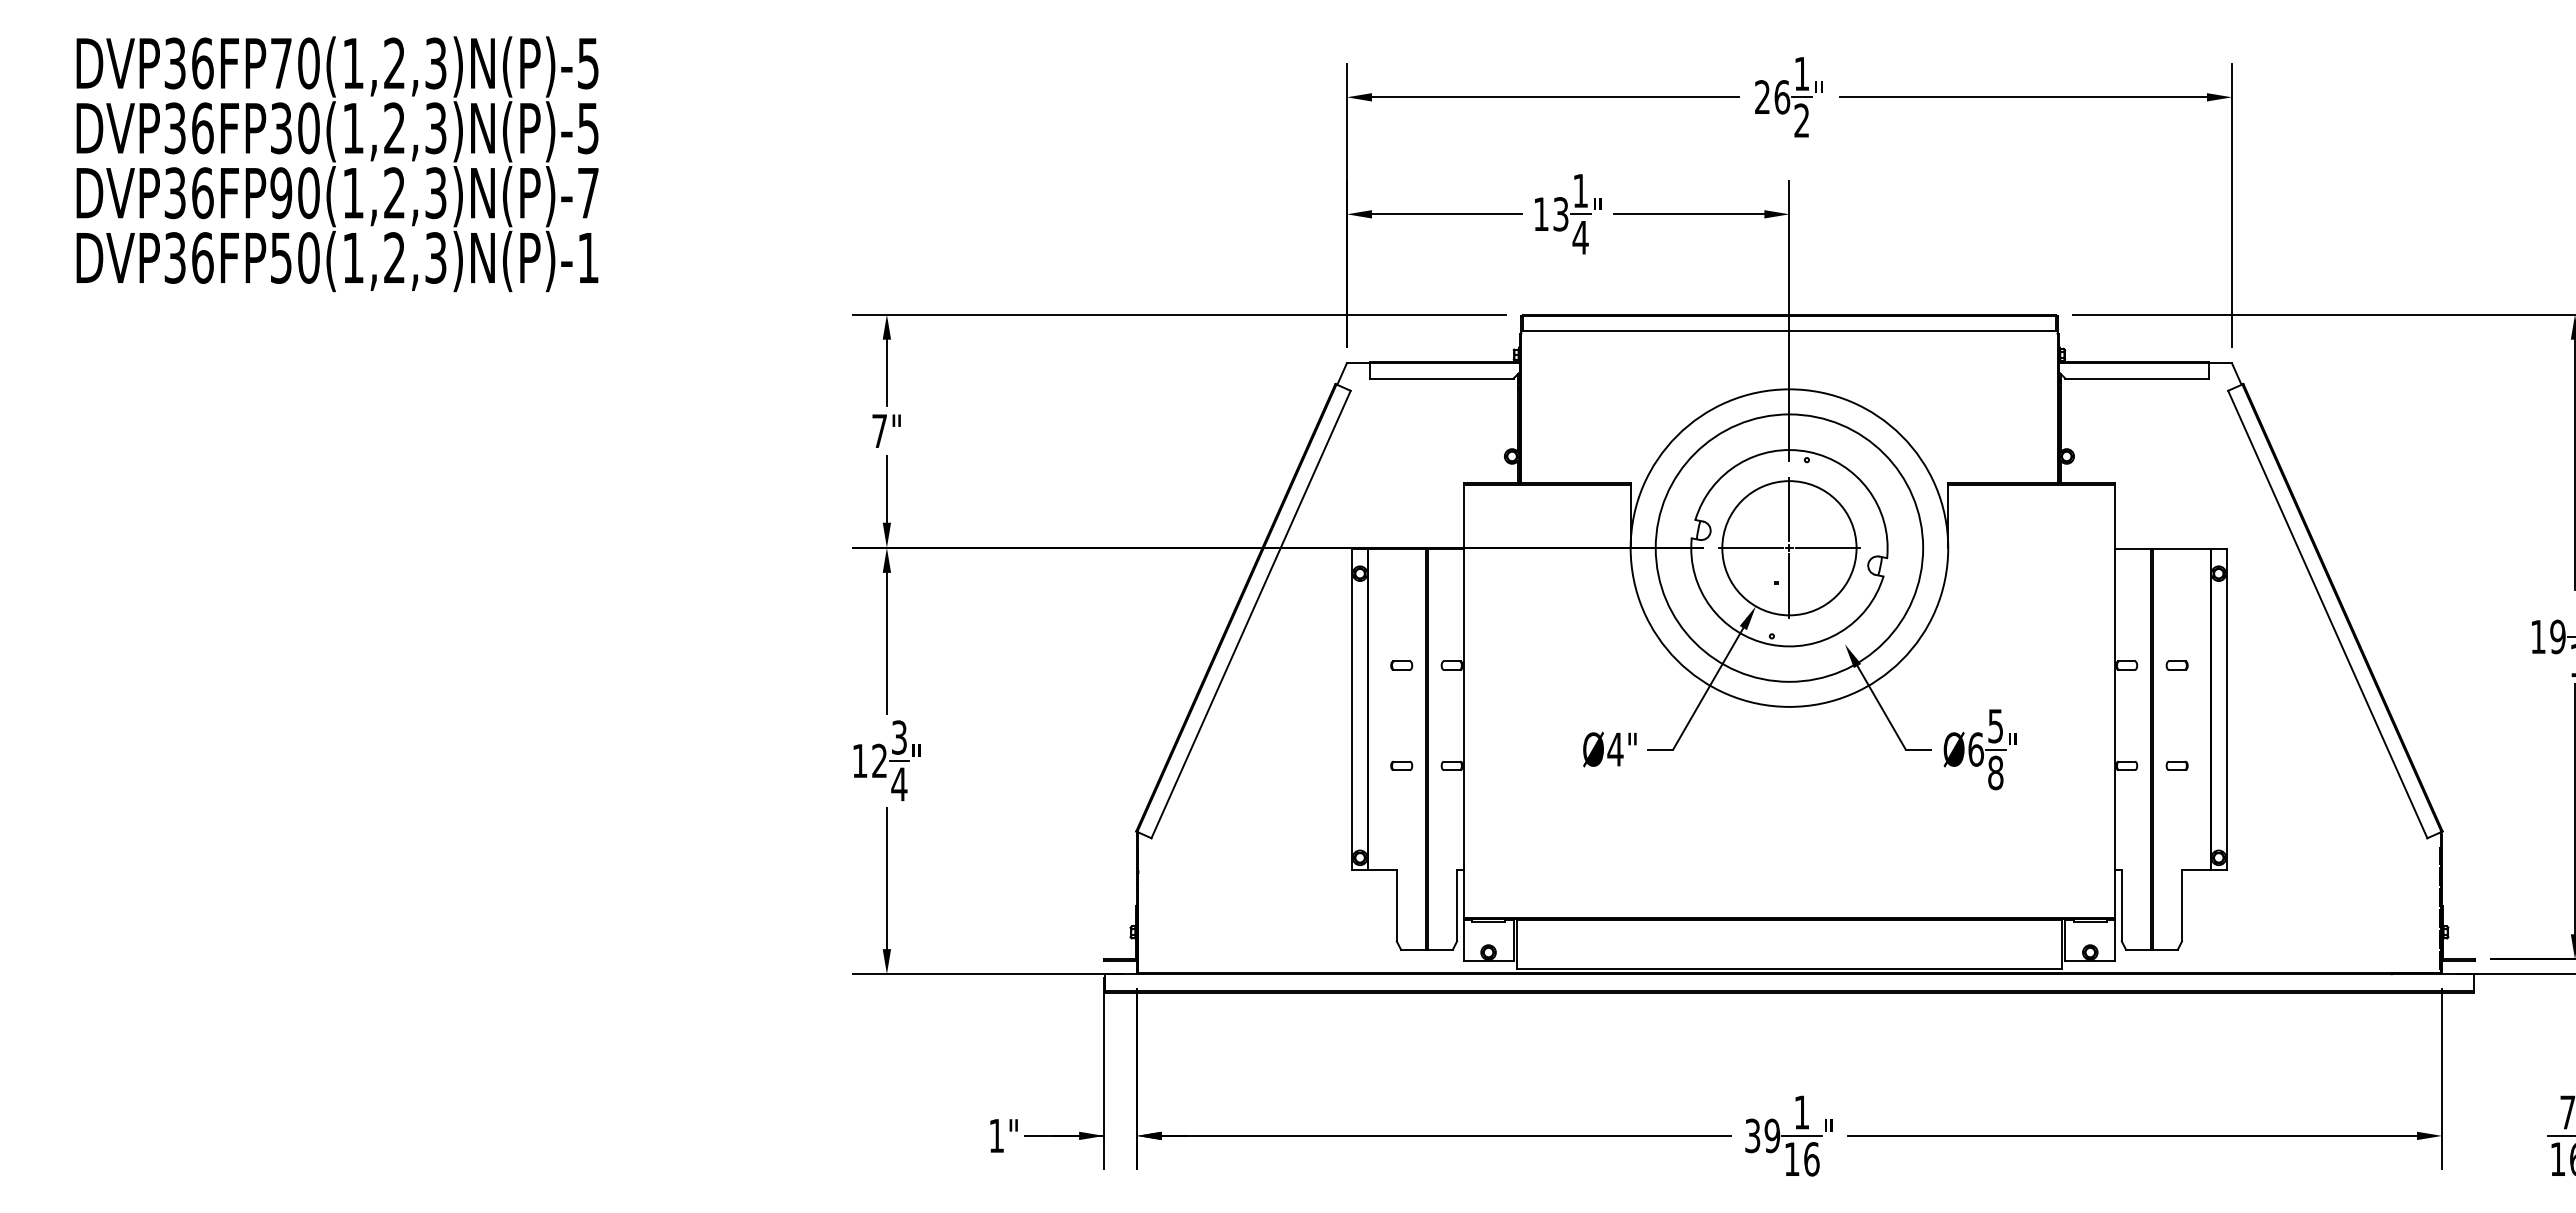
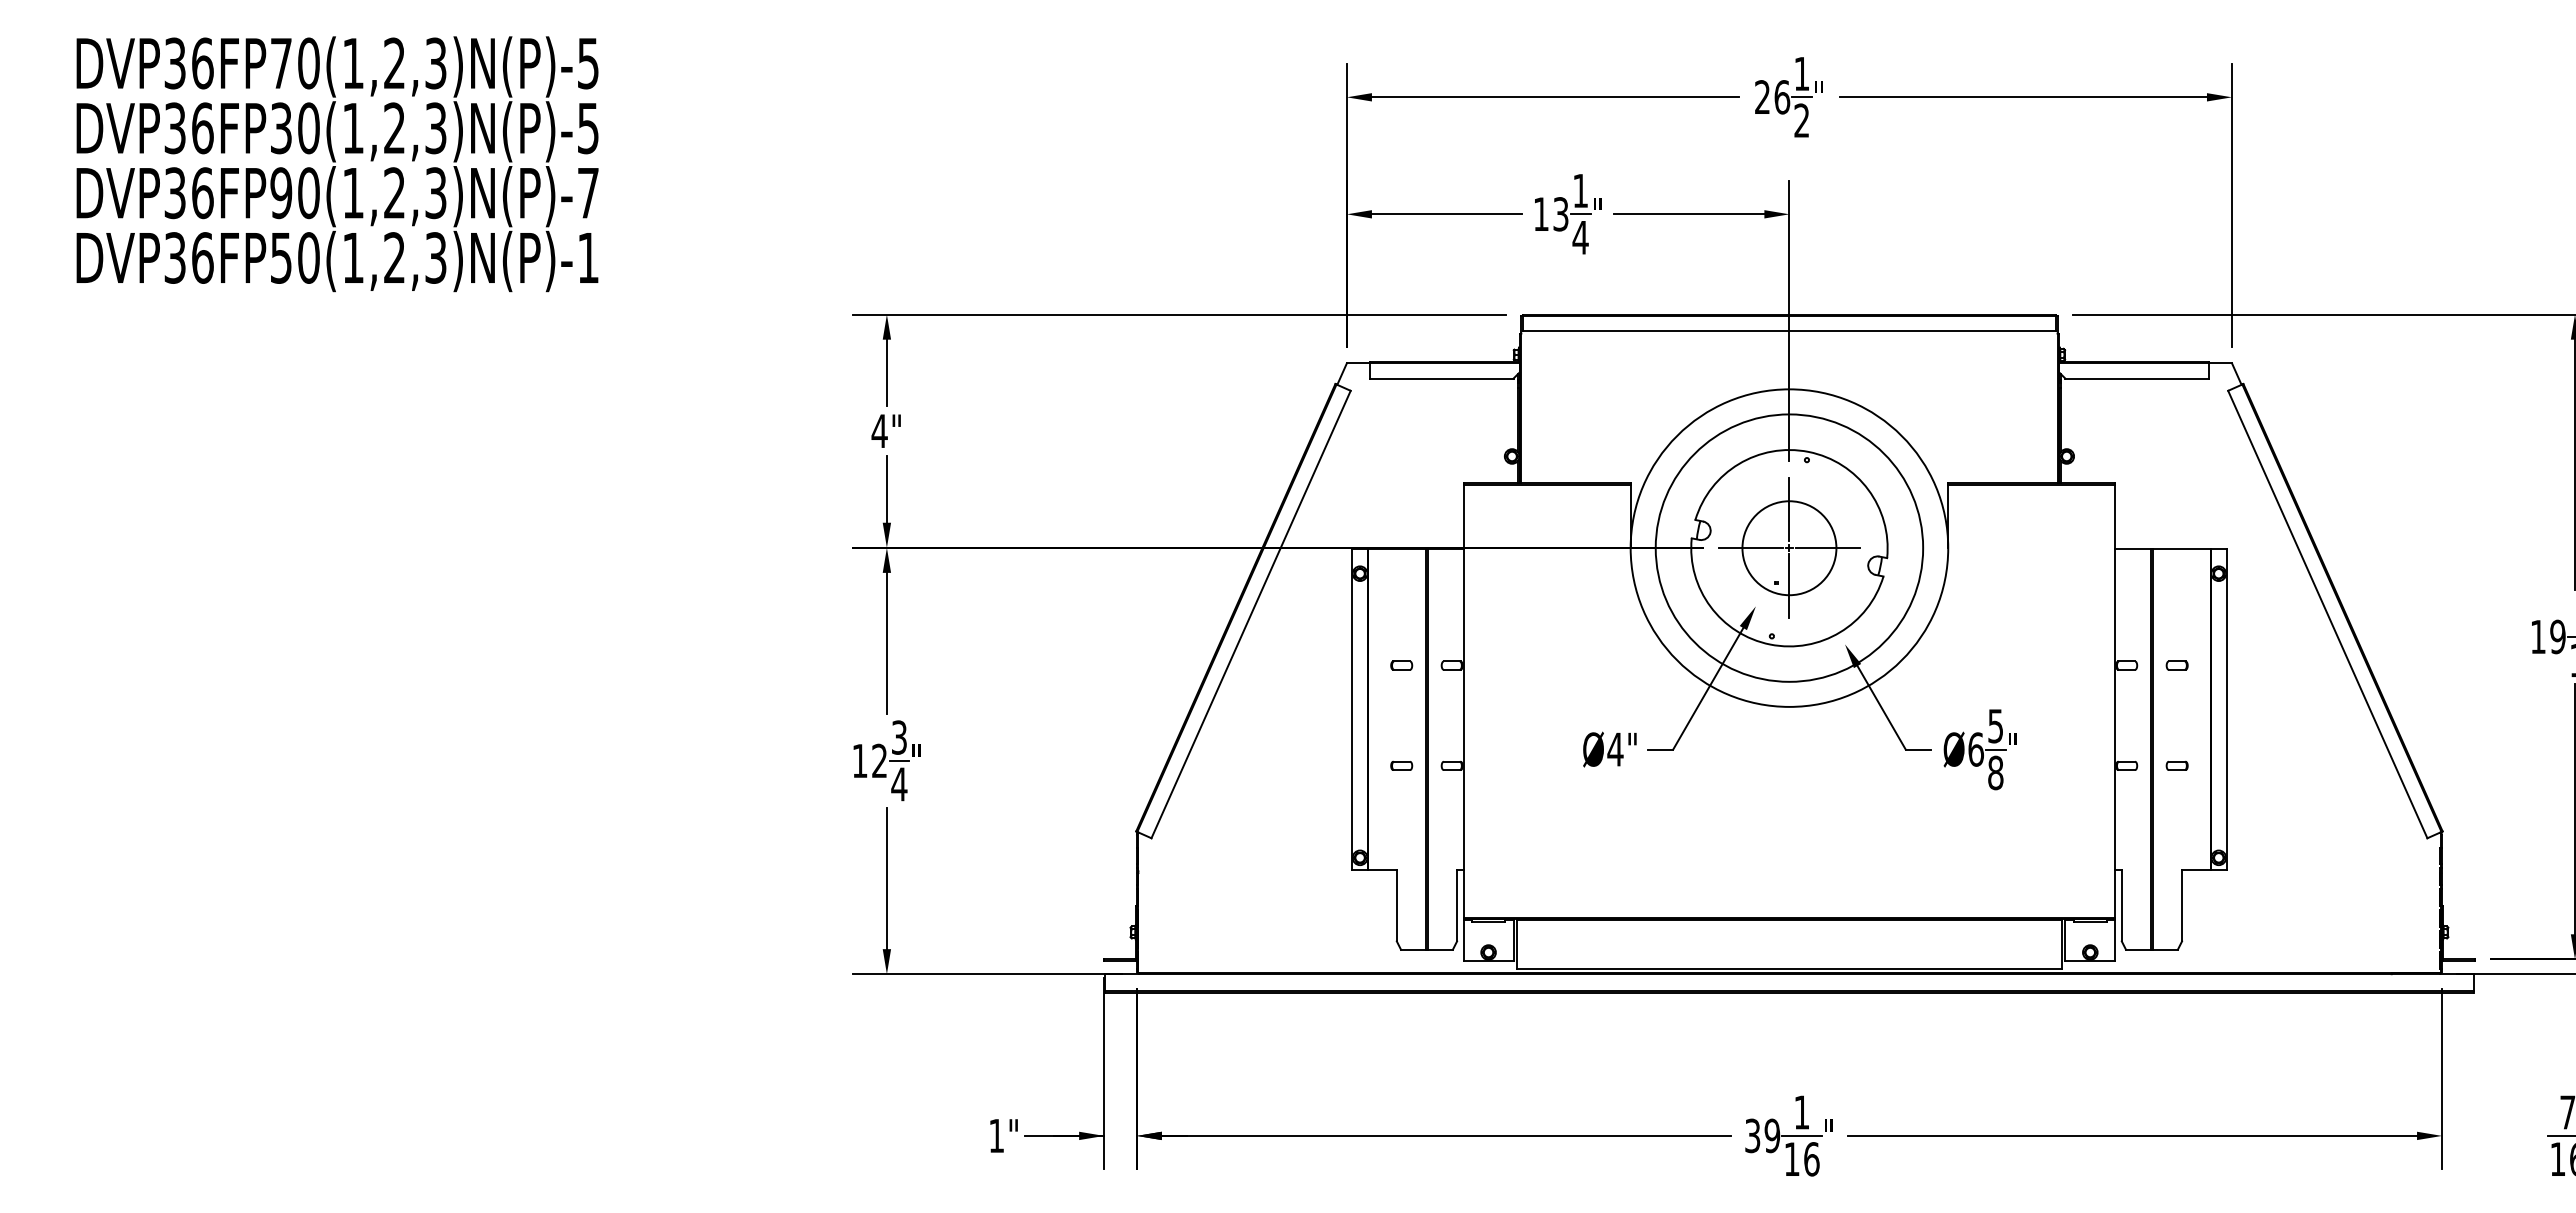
text: 7" -> 4" (879, 430)
circle diameter: 134 px -> 94 px (1789, 548)
